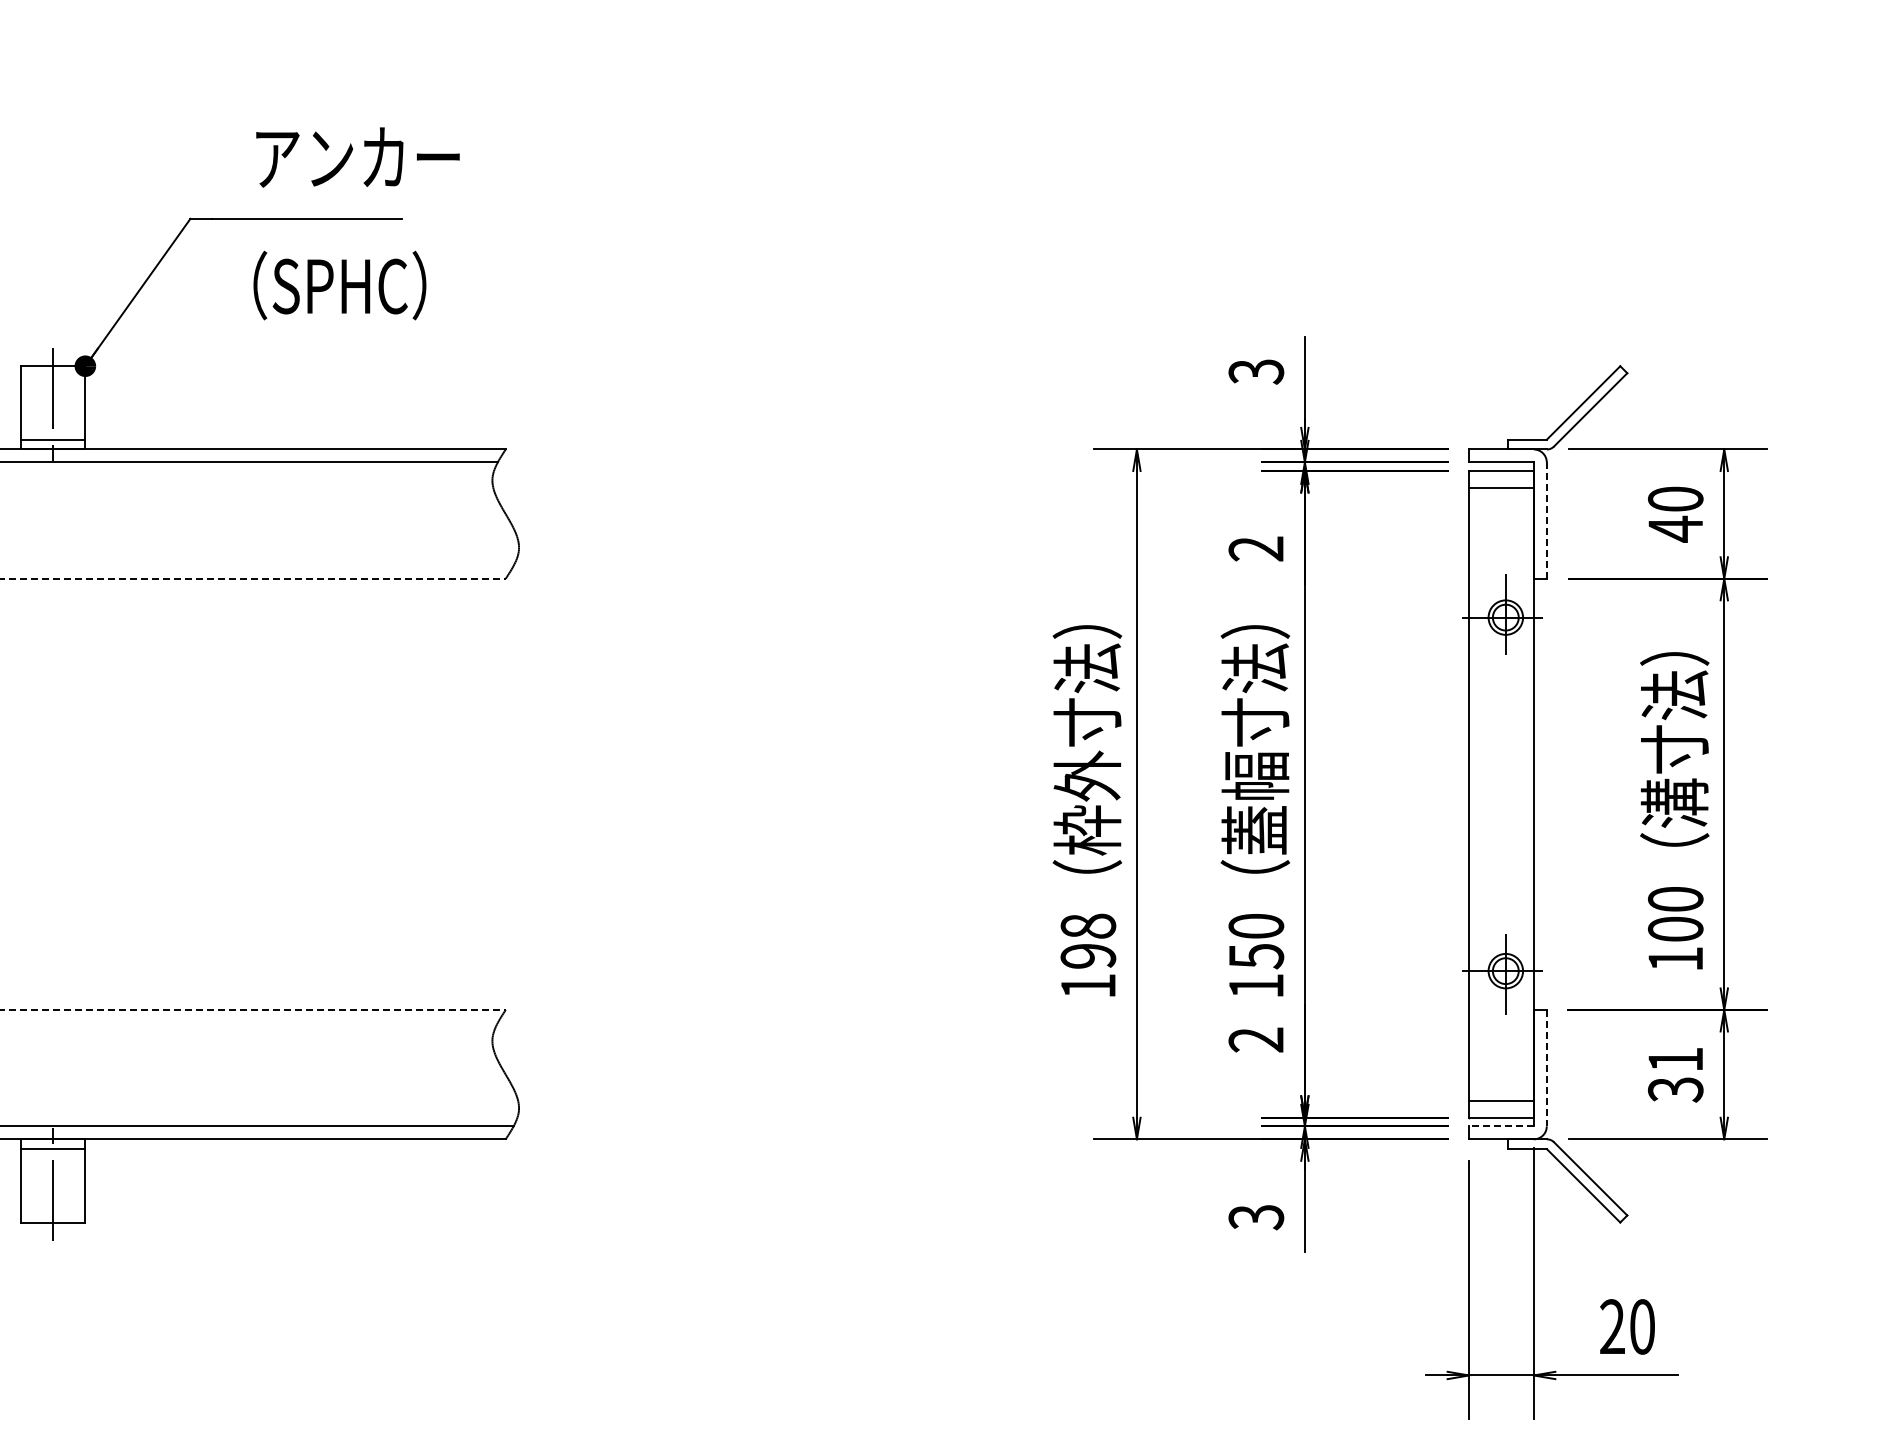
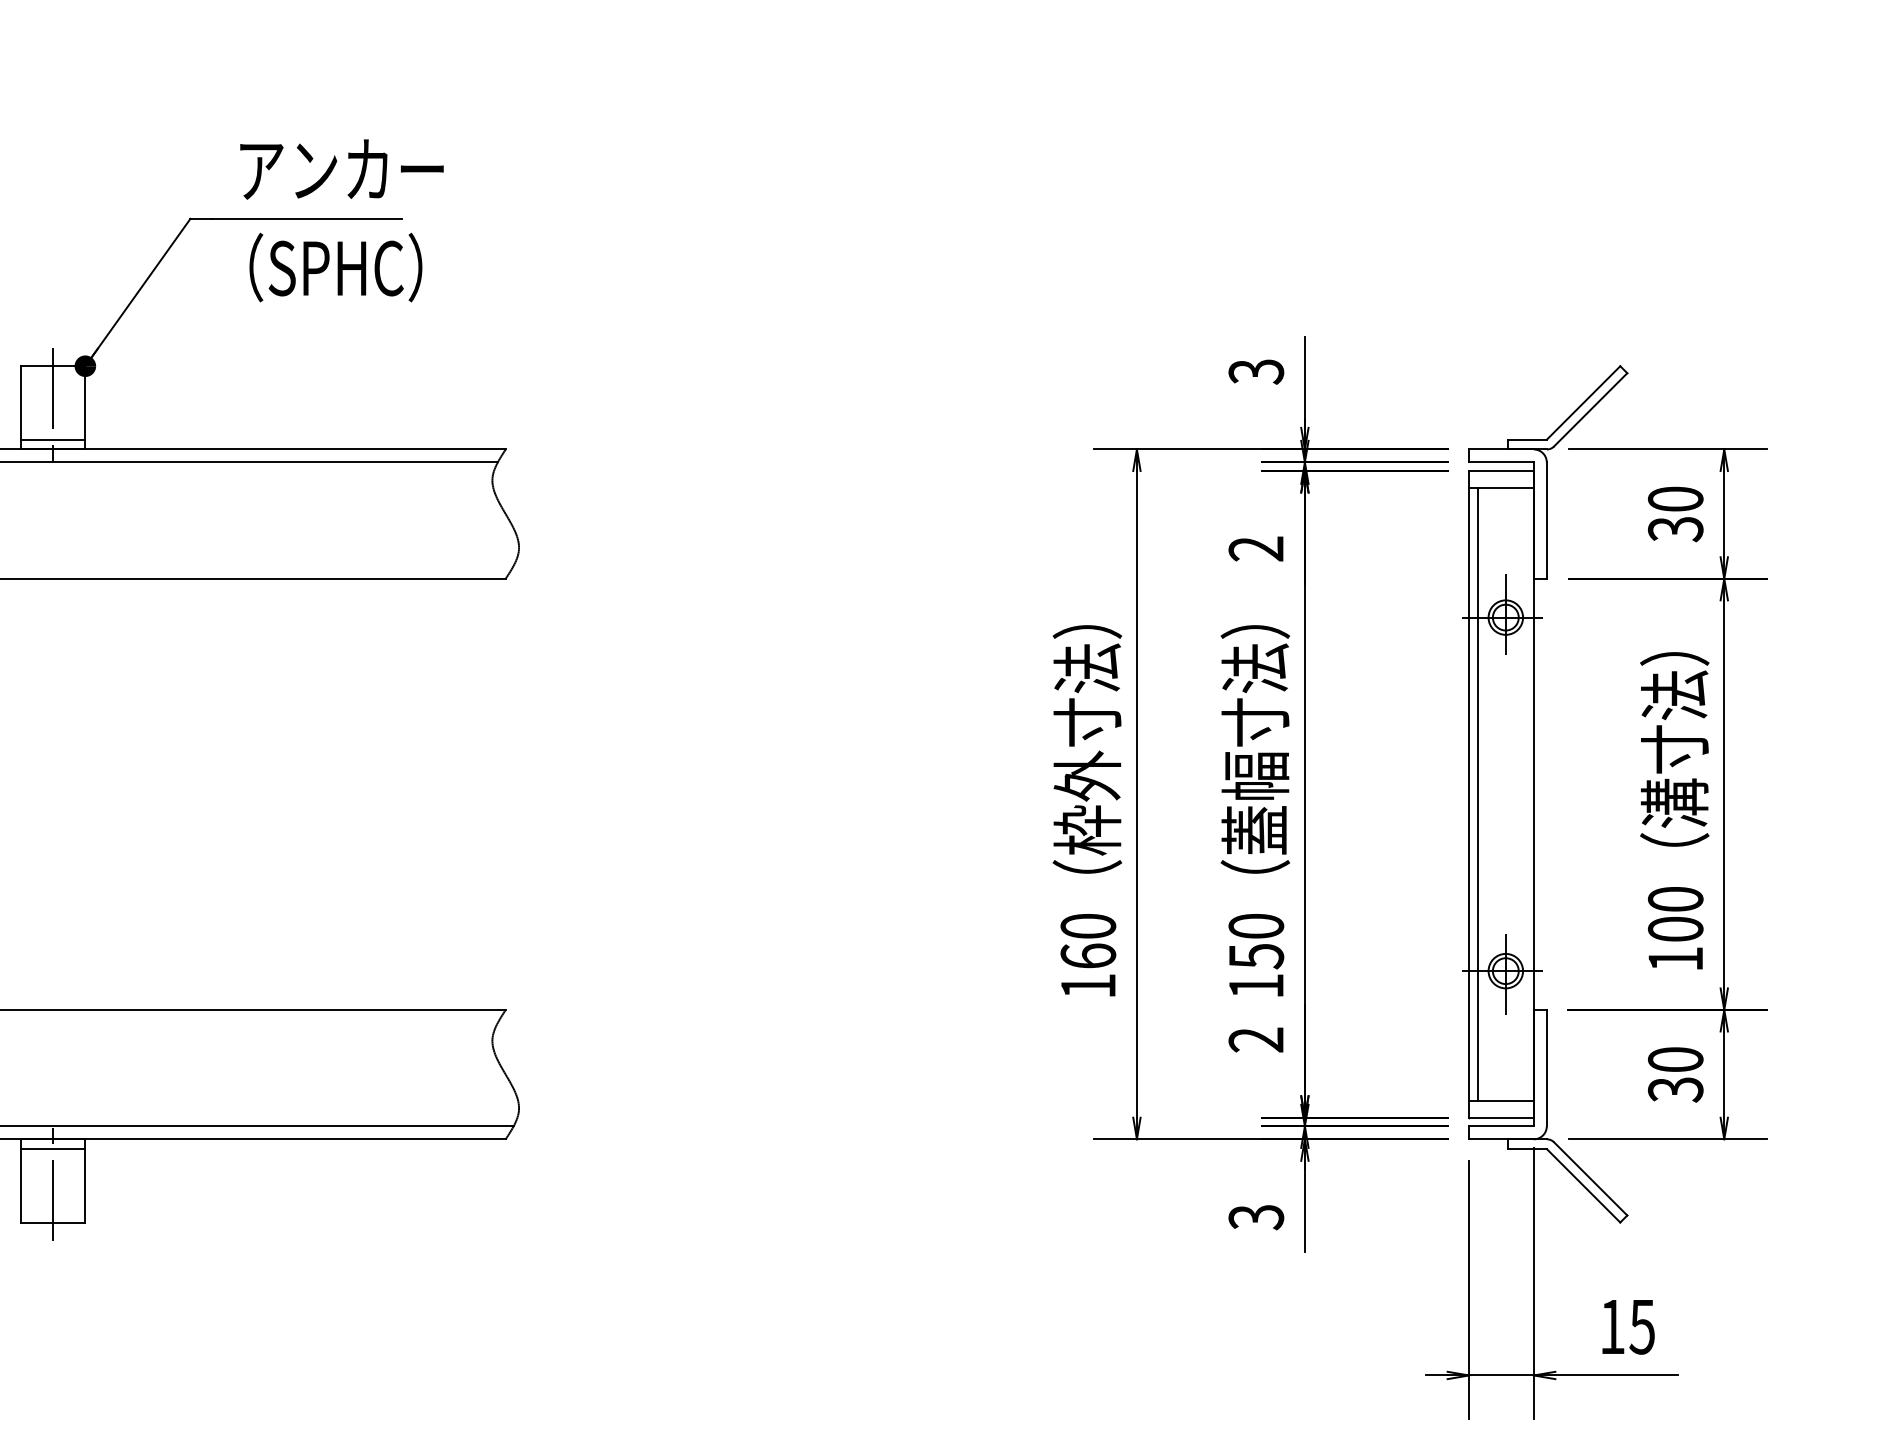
text position: (357, 157) -> (341, 169) (341, 169)
text position: (339, 285) -> (335, 267) (335, 267)
line: dashed -> solid (1546, 520)
text: 40 -> 30 (1675, 528)
line: dashed -> solid (253, 578)
line: none -> present (1477, 794)
text: 198 -> 160 (1088, 940)
line: dashed -> solid (253, 1009)
text: 31 -> 30 (1675, 1059)
line: dashed -> solid (1546, 1068)
line: dashed -> solid (1501, 1126)
text: 20 -> 15 (1627, 1326)
